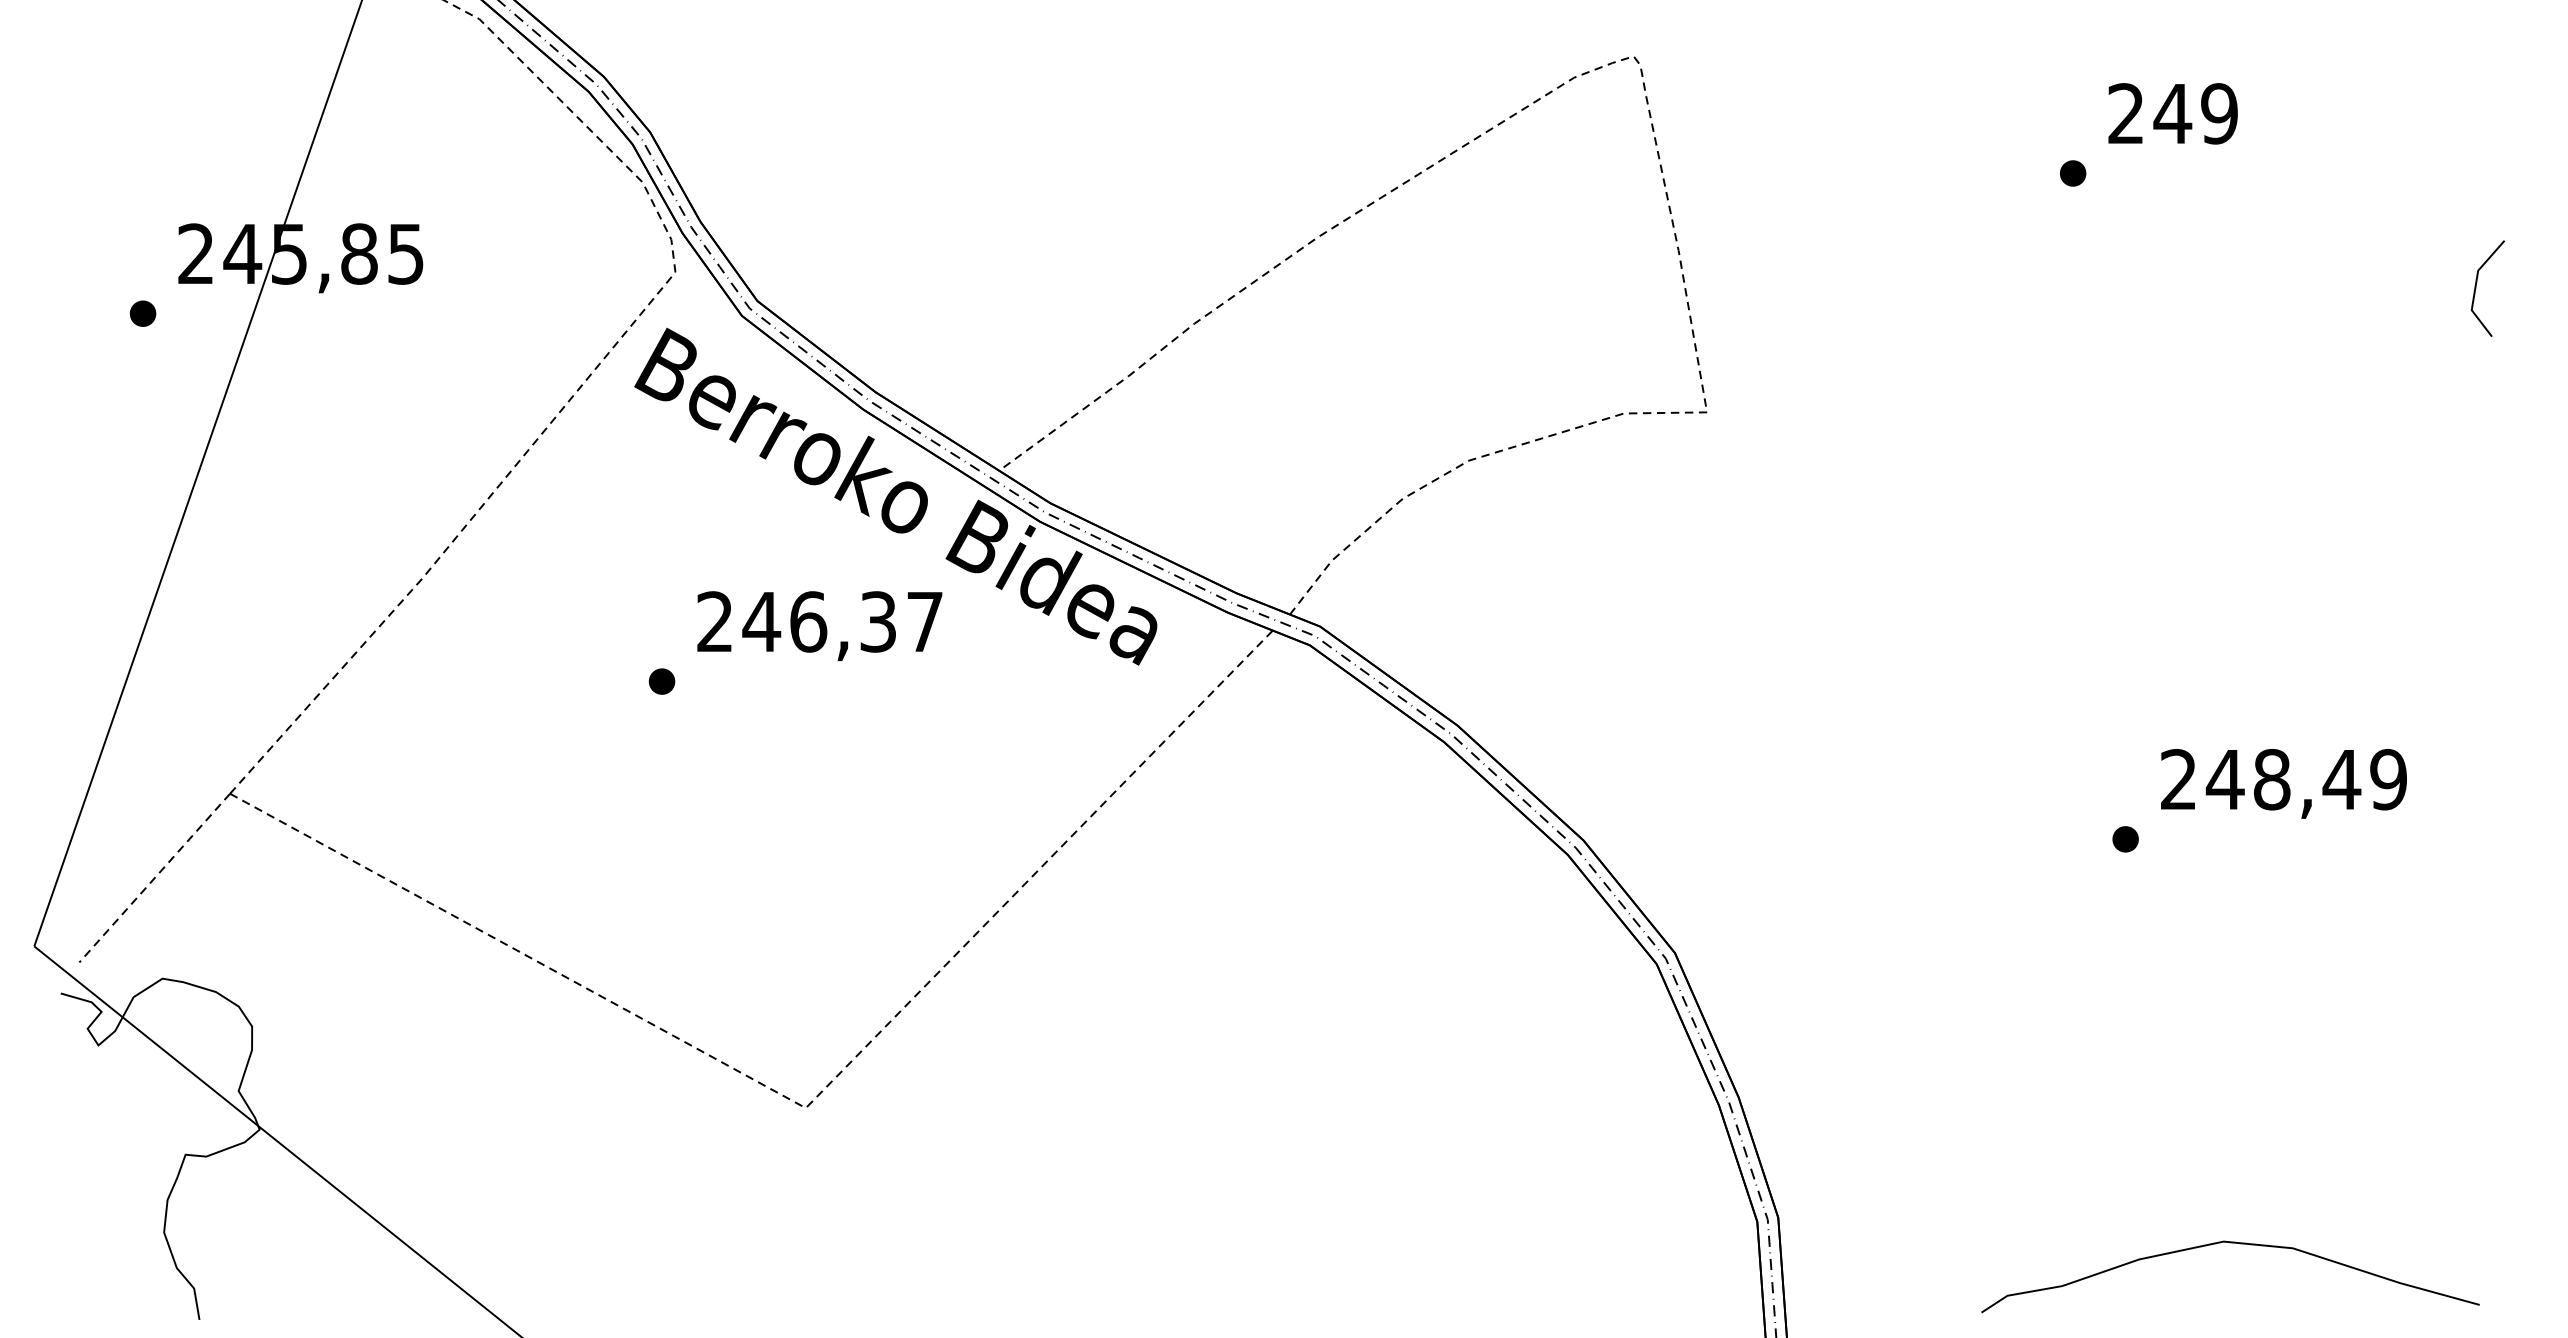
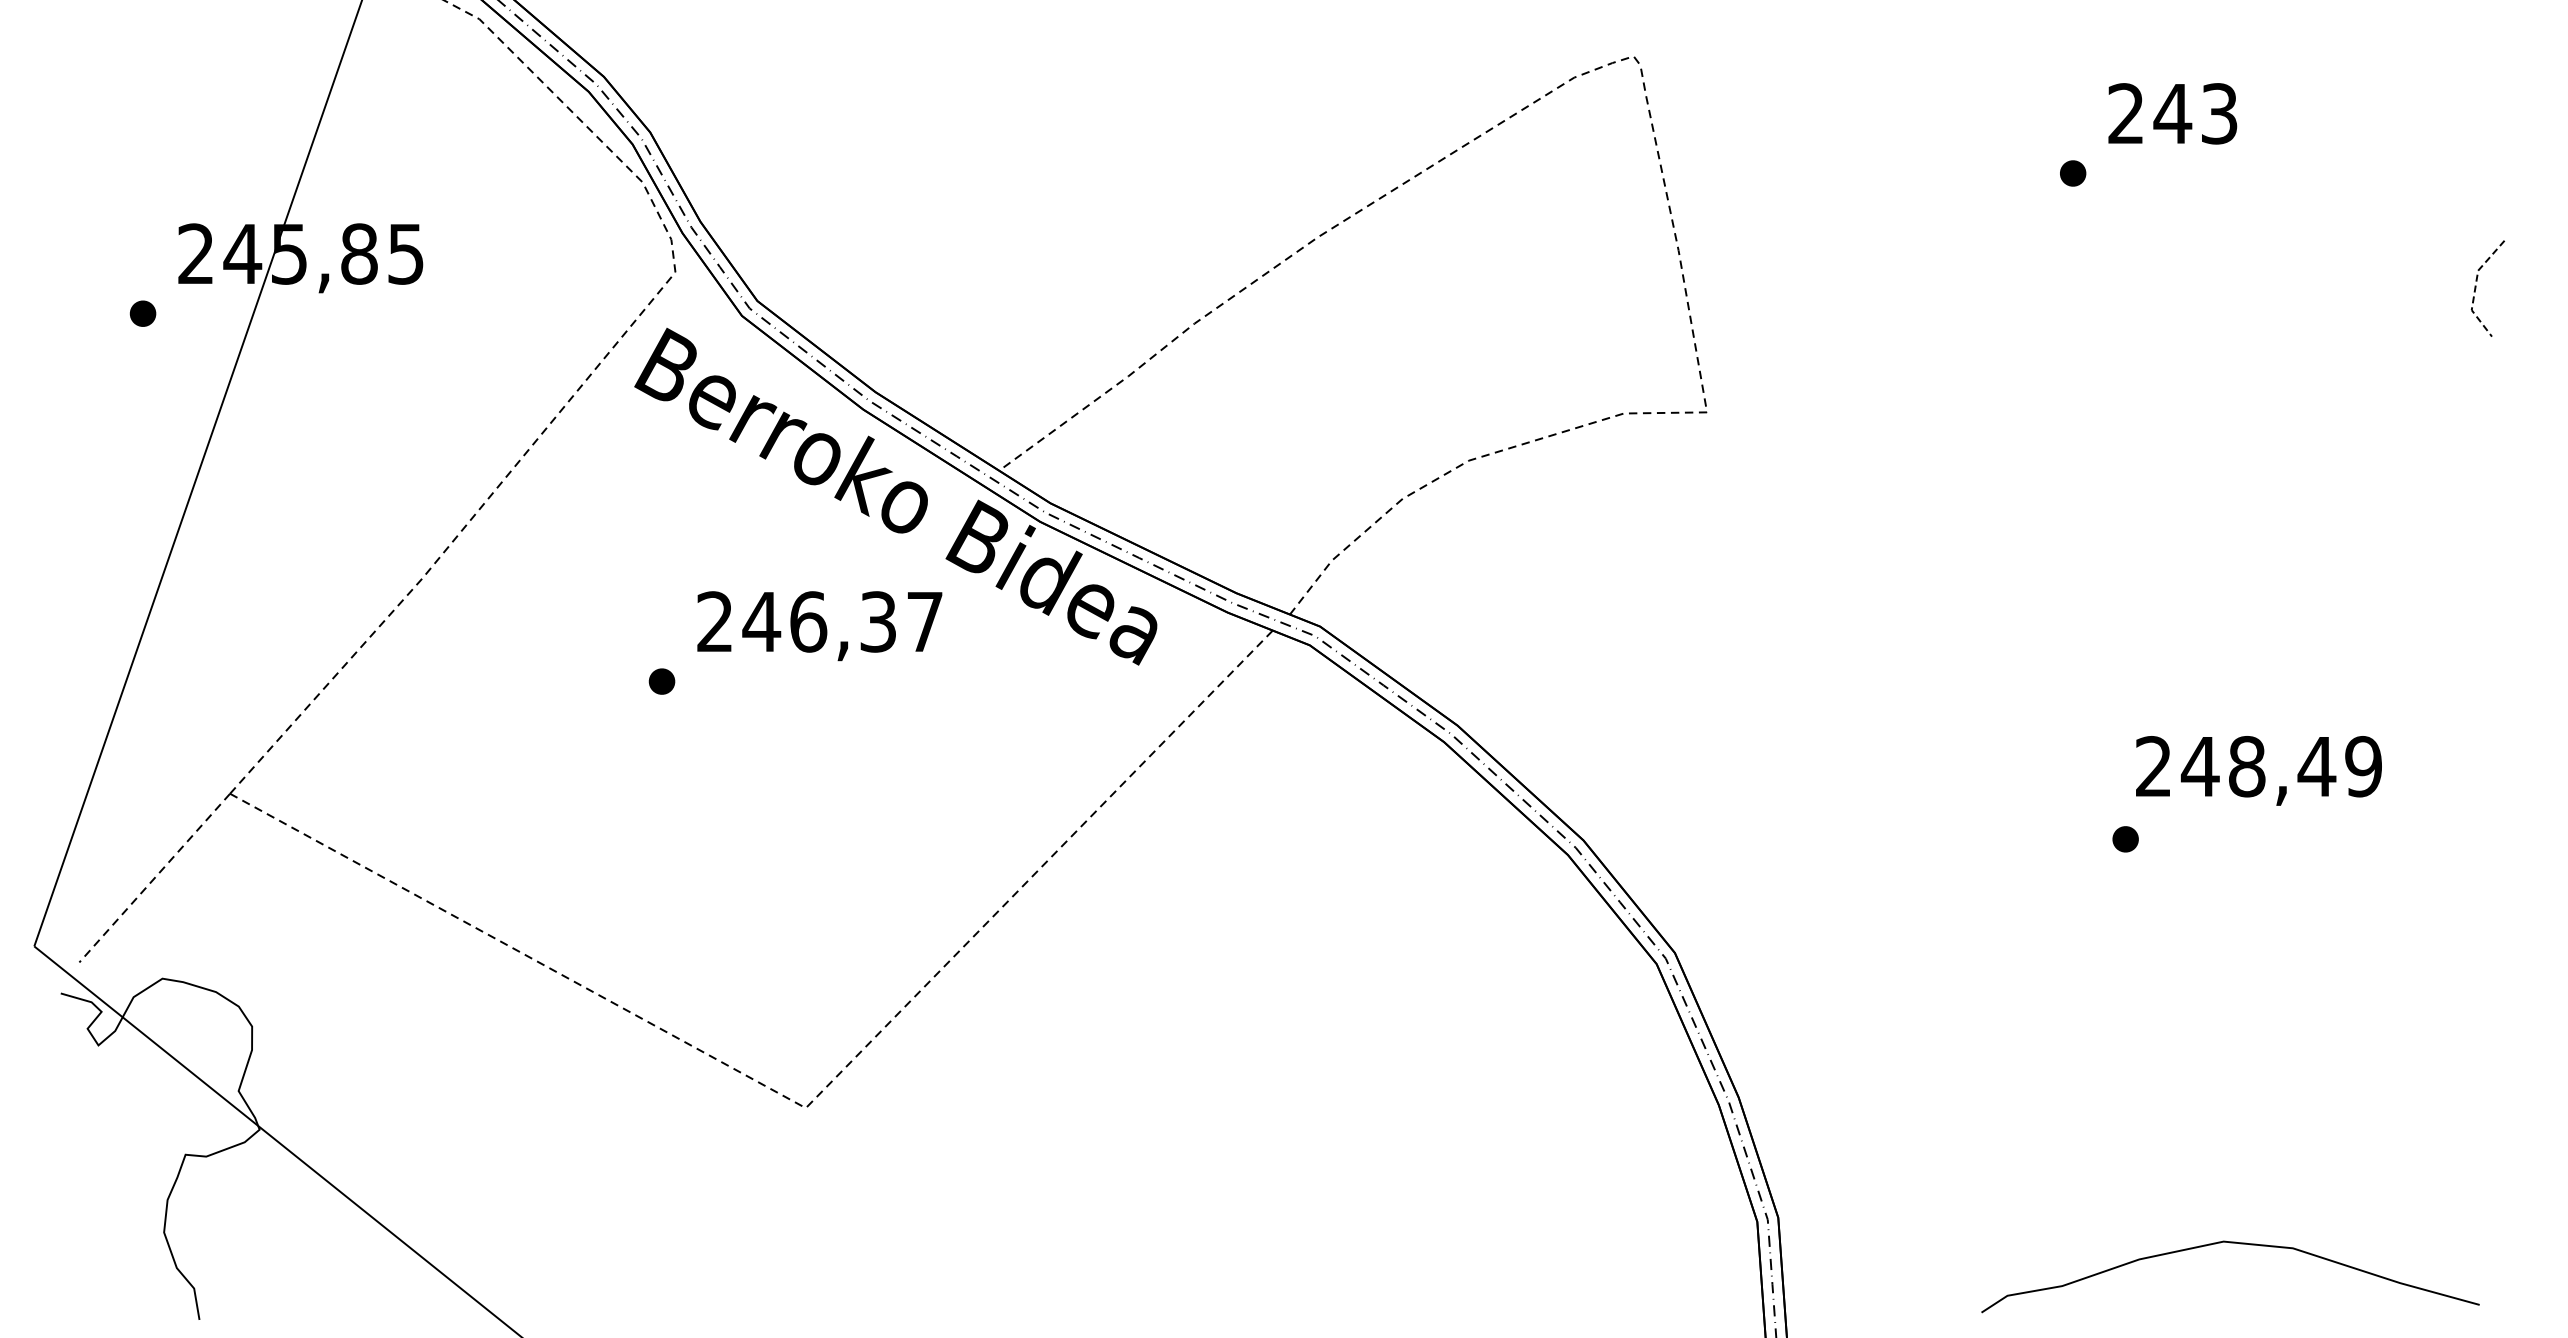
text: 249 -> 243 (2219, 113)
line: solid -> dashed (2475, 288)
text position: (2283, 783) -> (2258, 770) (2258, 770)
